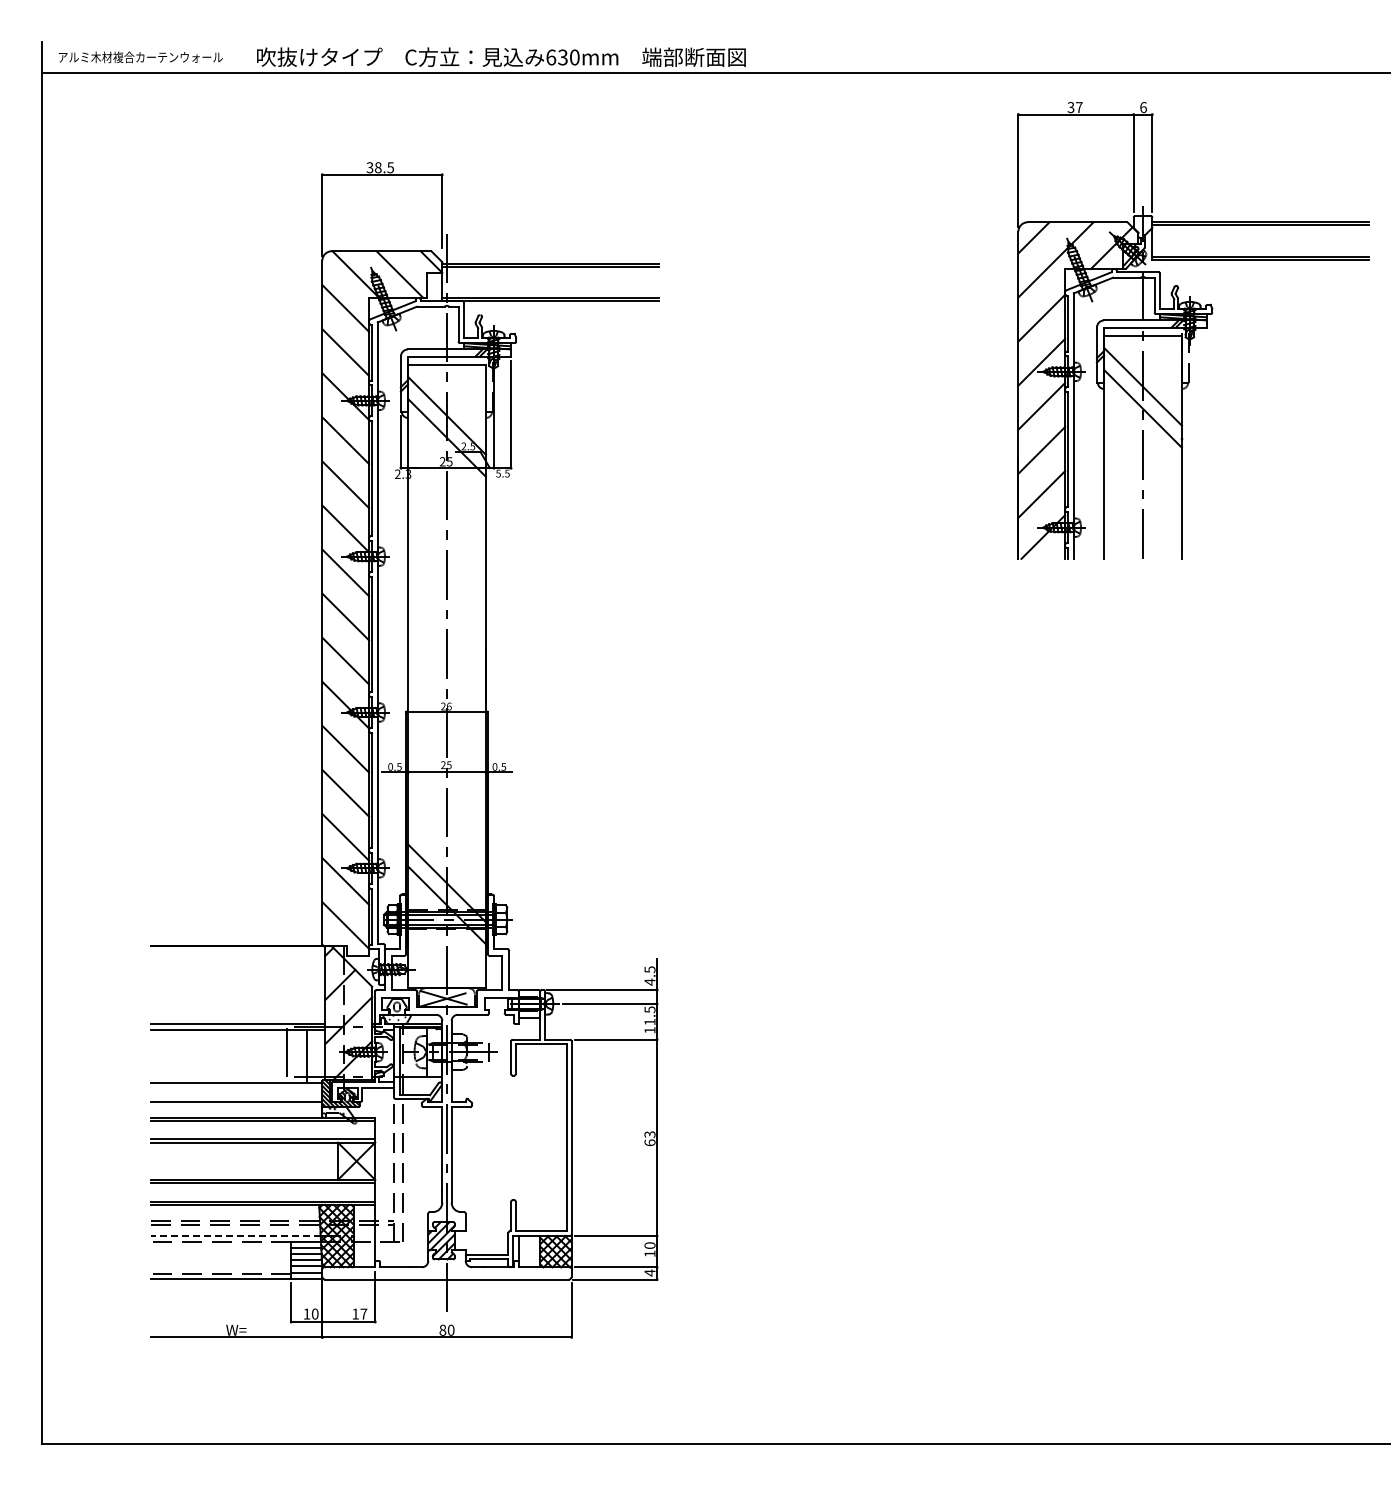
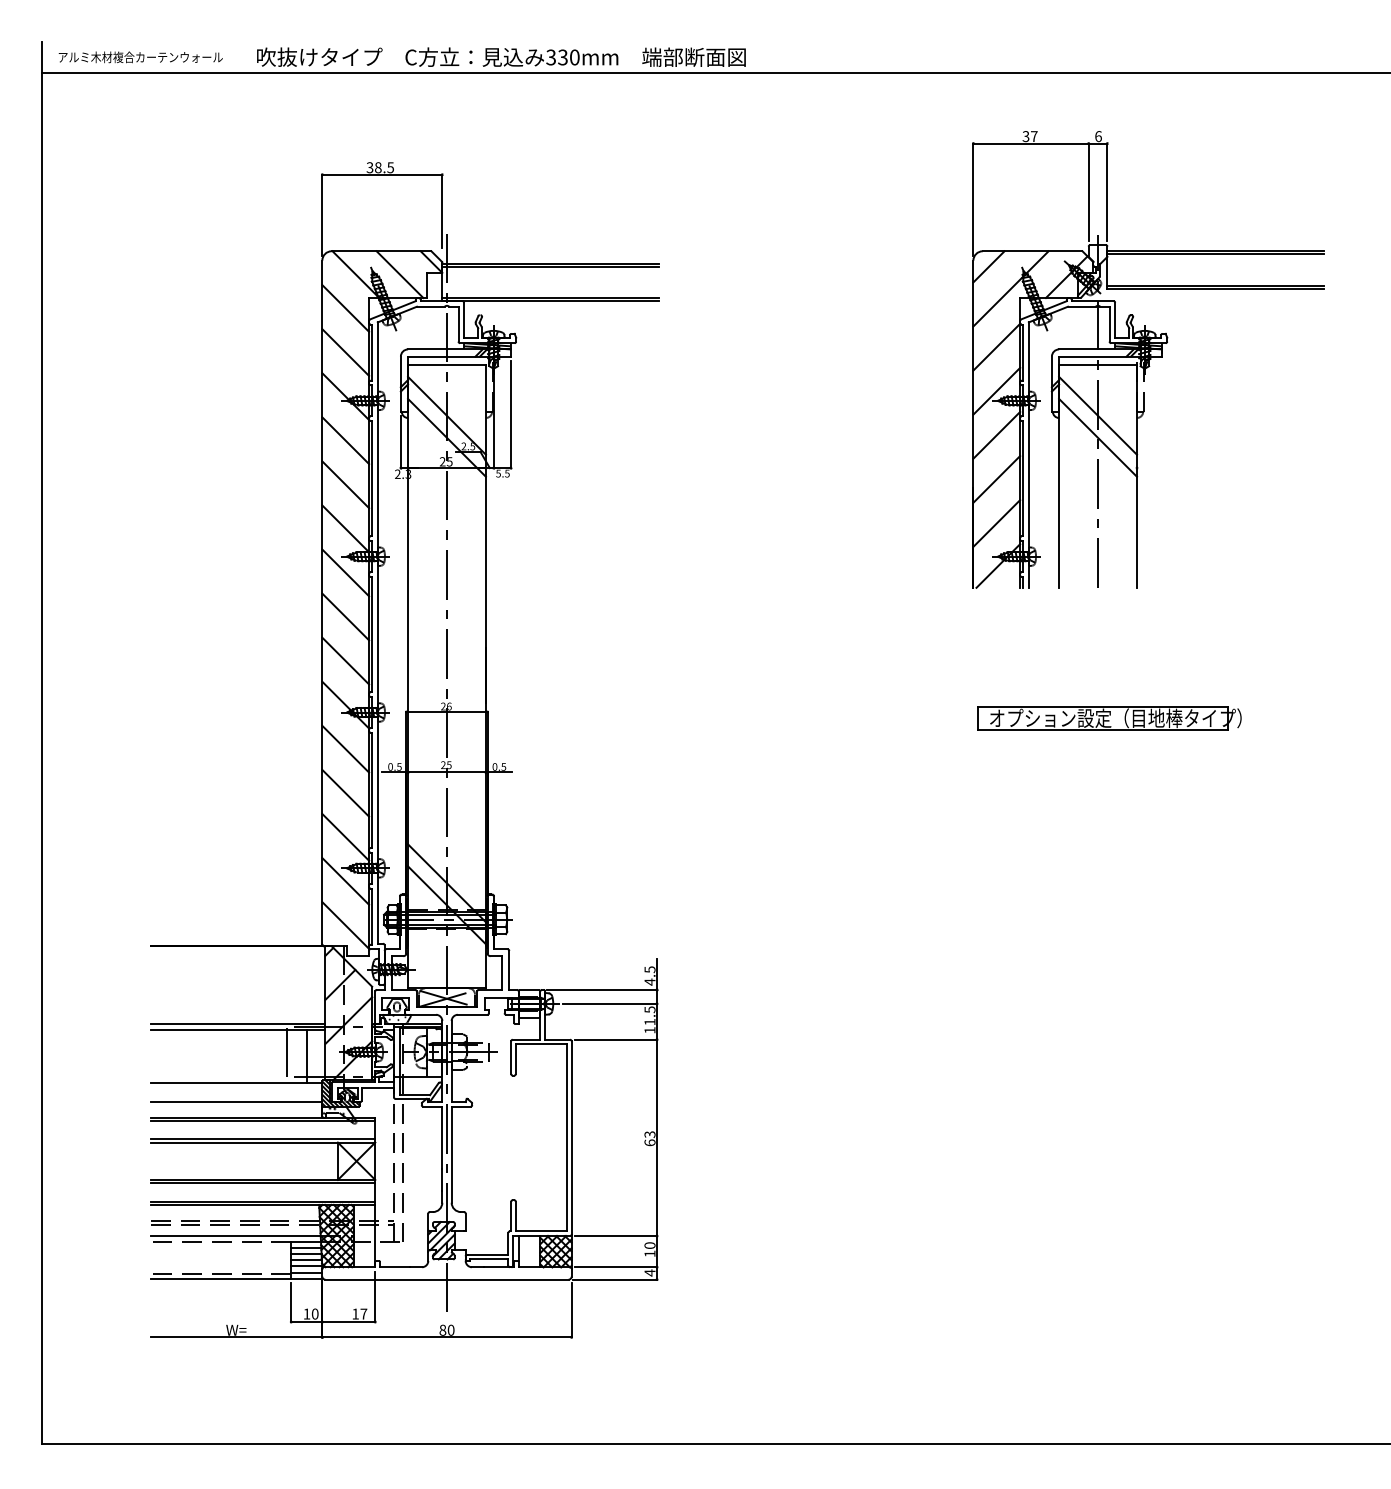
text: 630mm -> 330mm (551, 57)
part position: (1193, 330) -> (1148, 359) (1148, 359)
part: none -> present (1109, 718)
line: dashed -> solid (235, 1236)
